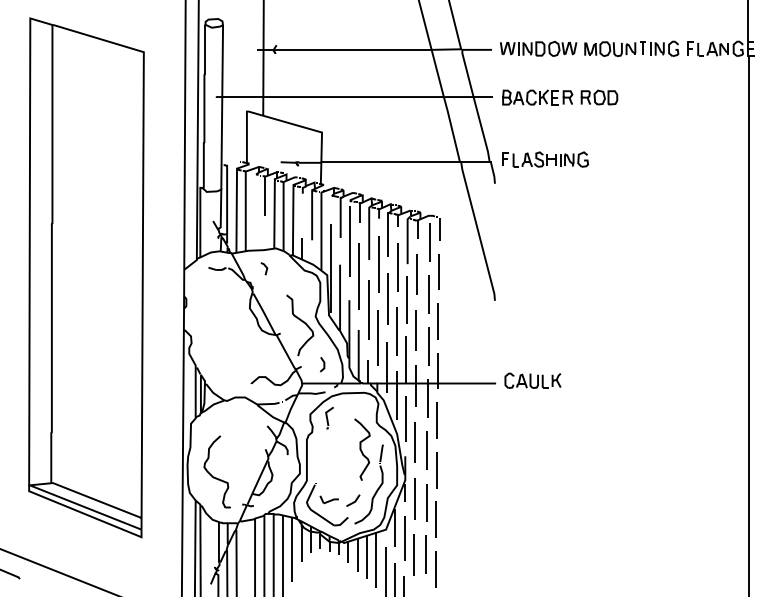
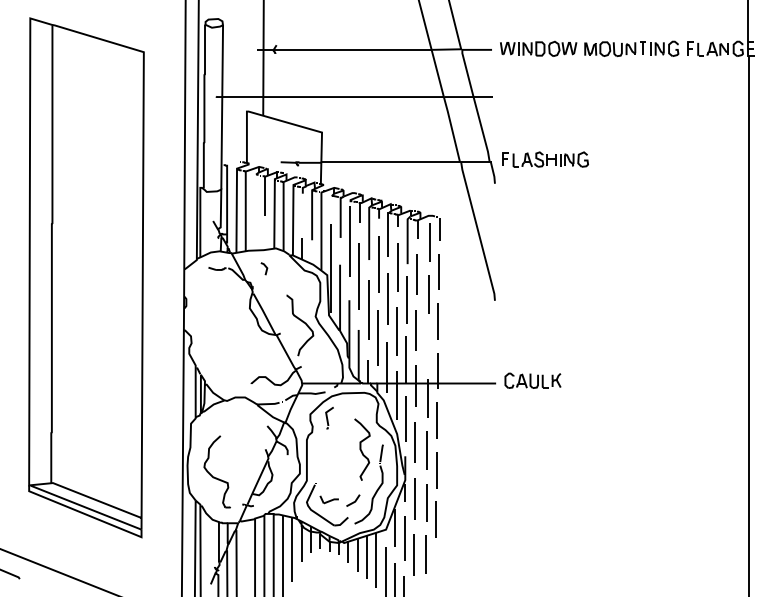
part: present -> none (560, 97)
line: present -> none (428, 346)
line: present -> none (323, 364)
line: present -> none (435, 569)
